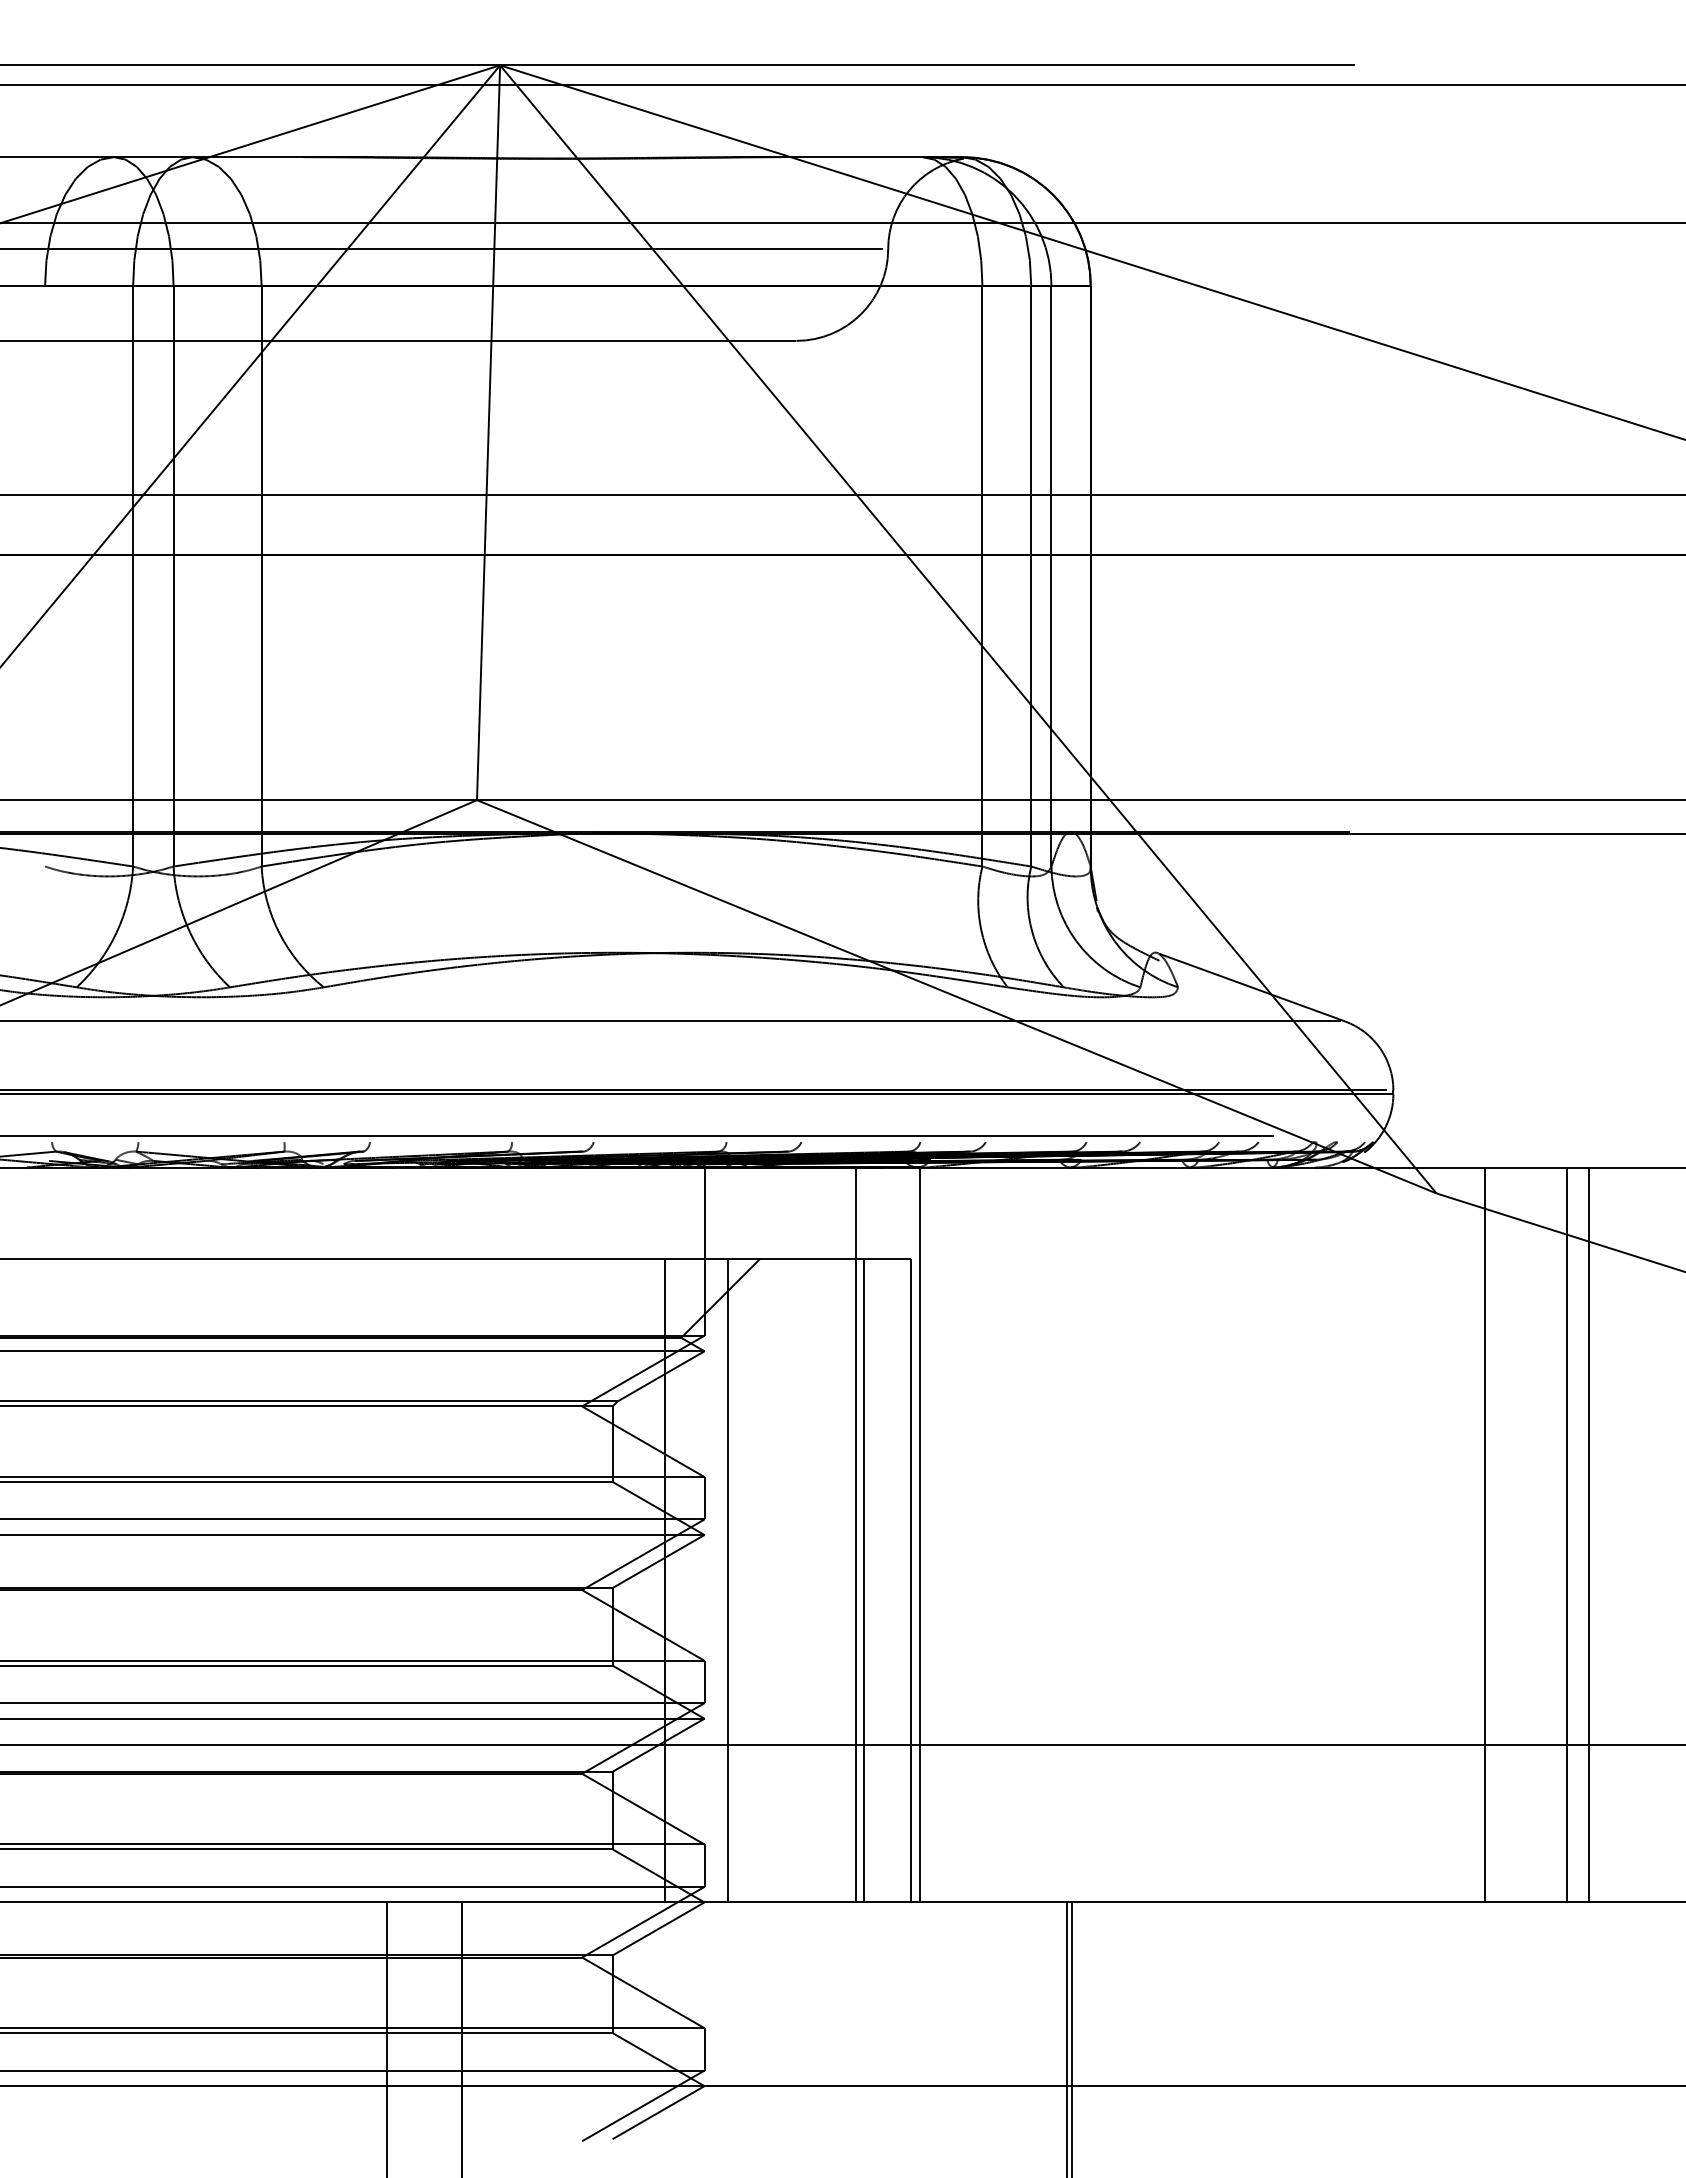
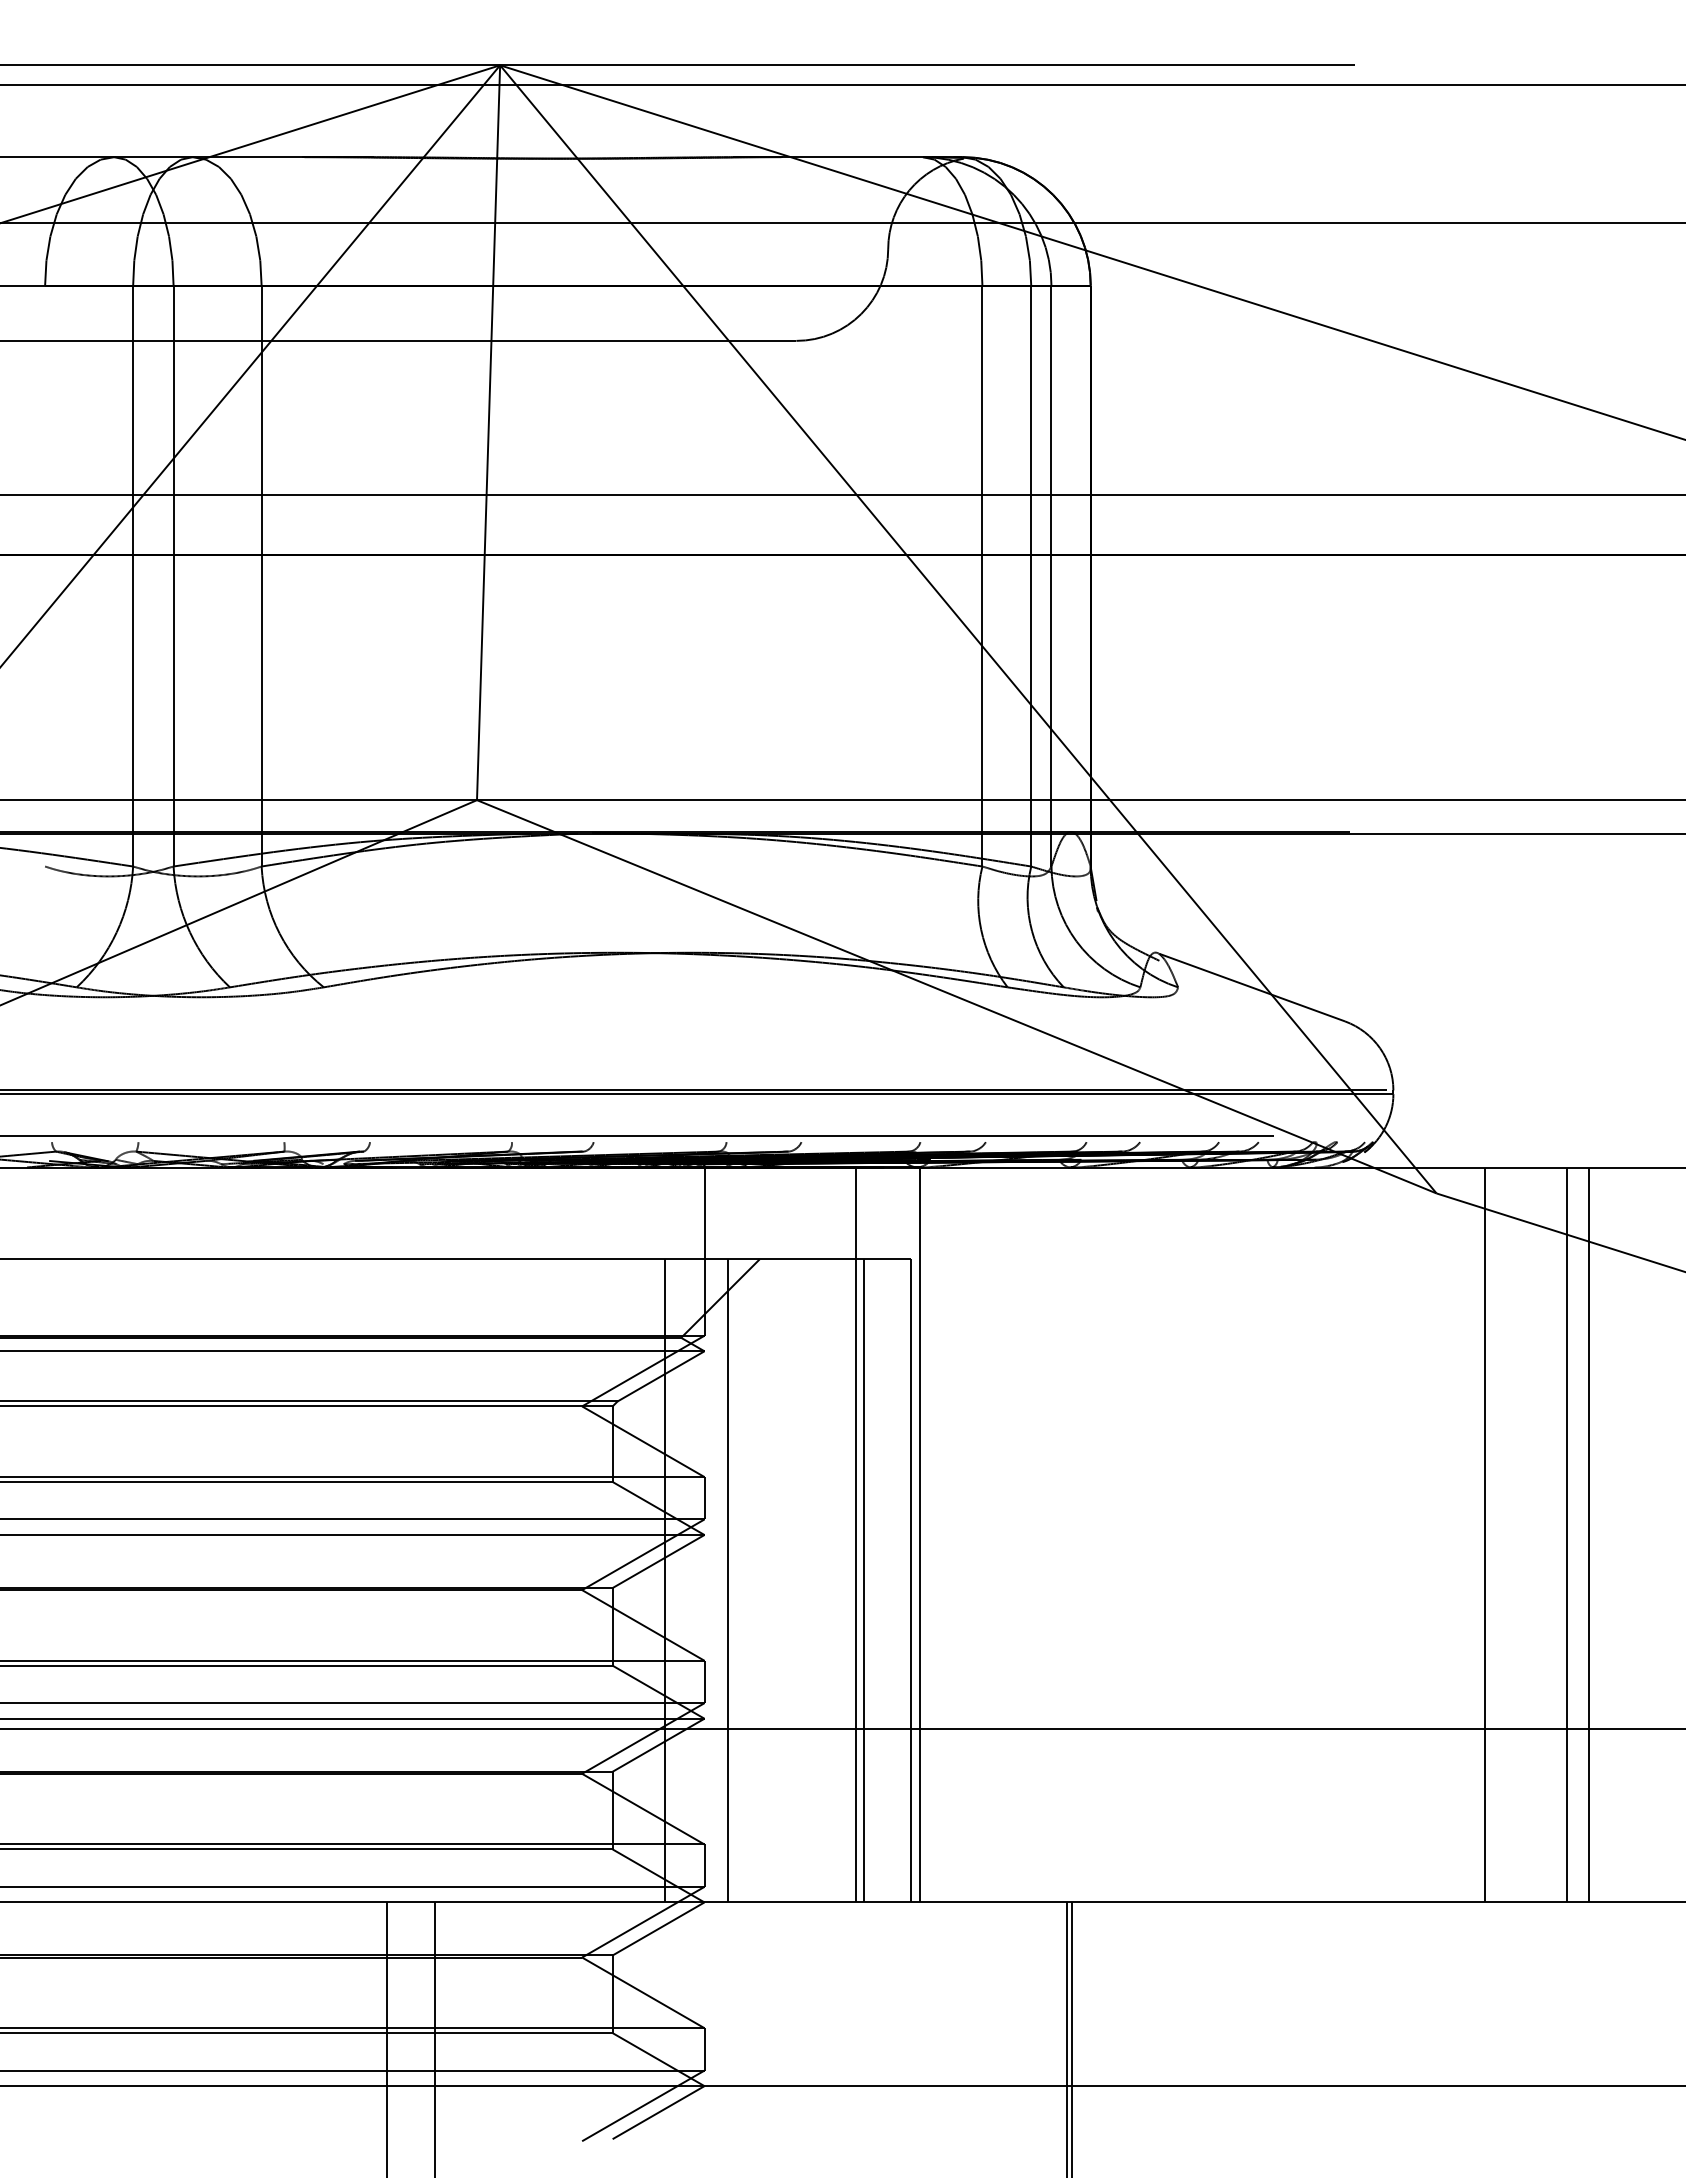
line: present -> none (442, 249)
line: present -> none (671, 1021)
line position: (842, 1745) -> (842, 1729) (842, 1729)
line position: (462, 2038) -> (435, 2038) (435, 2038)
